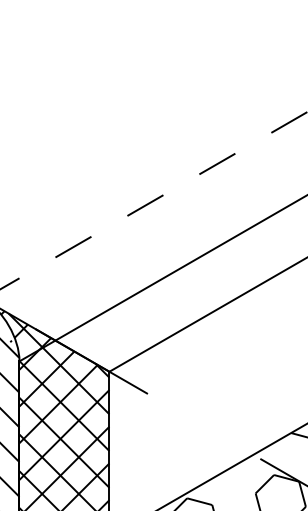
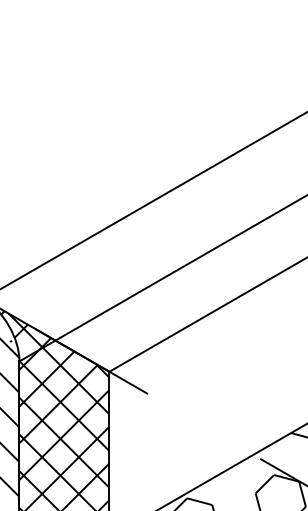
line: dashed -> solid (154, 200)
